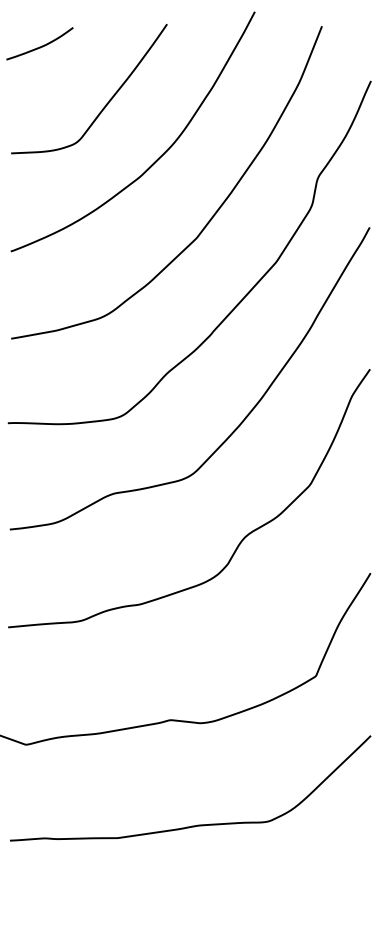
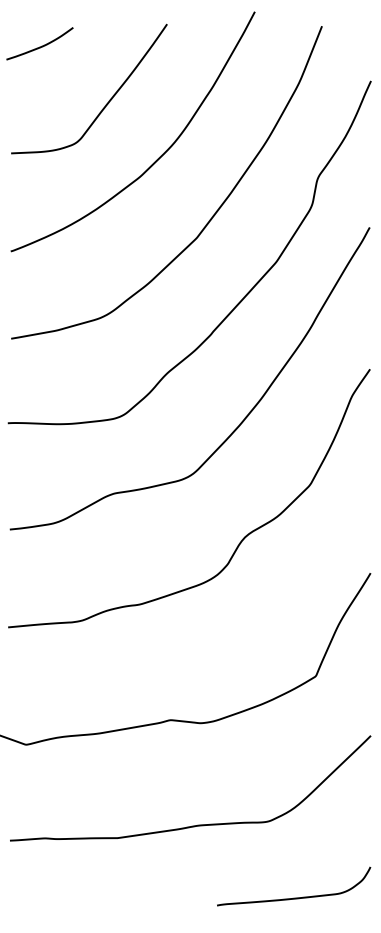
curve: none -> present (294, 897)
